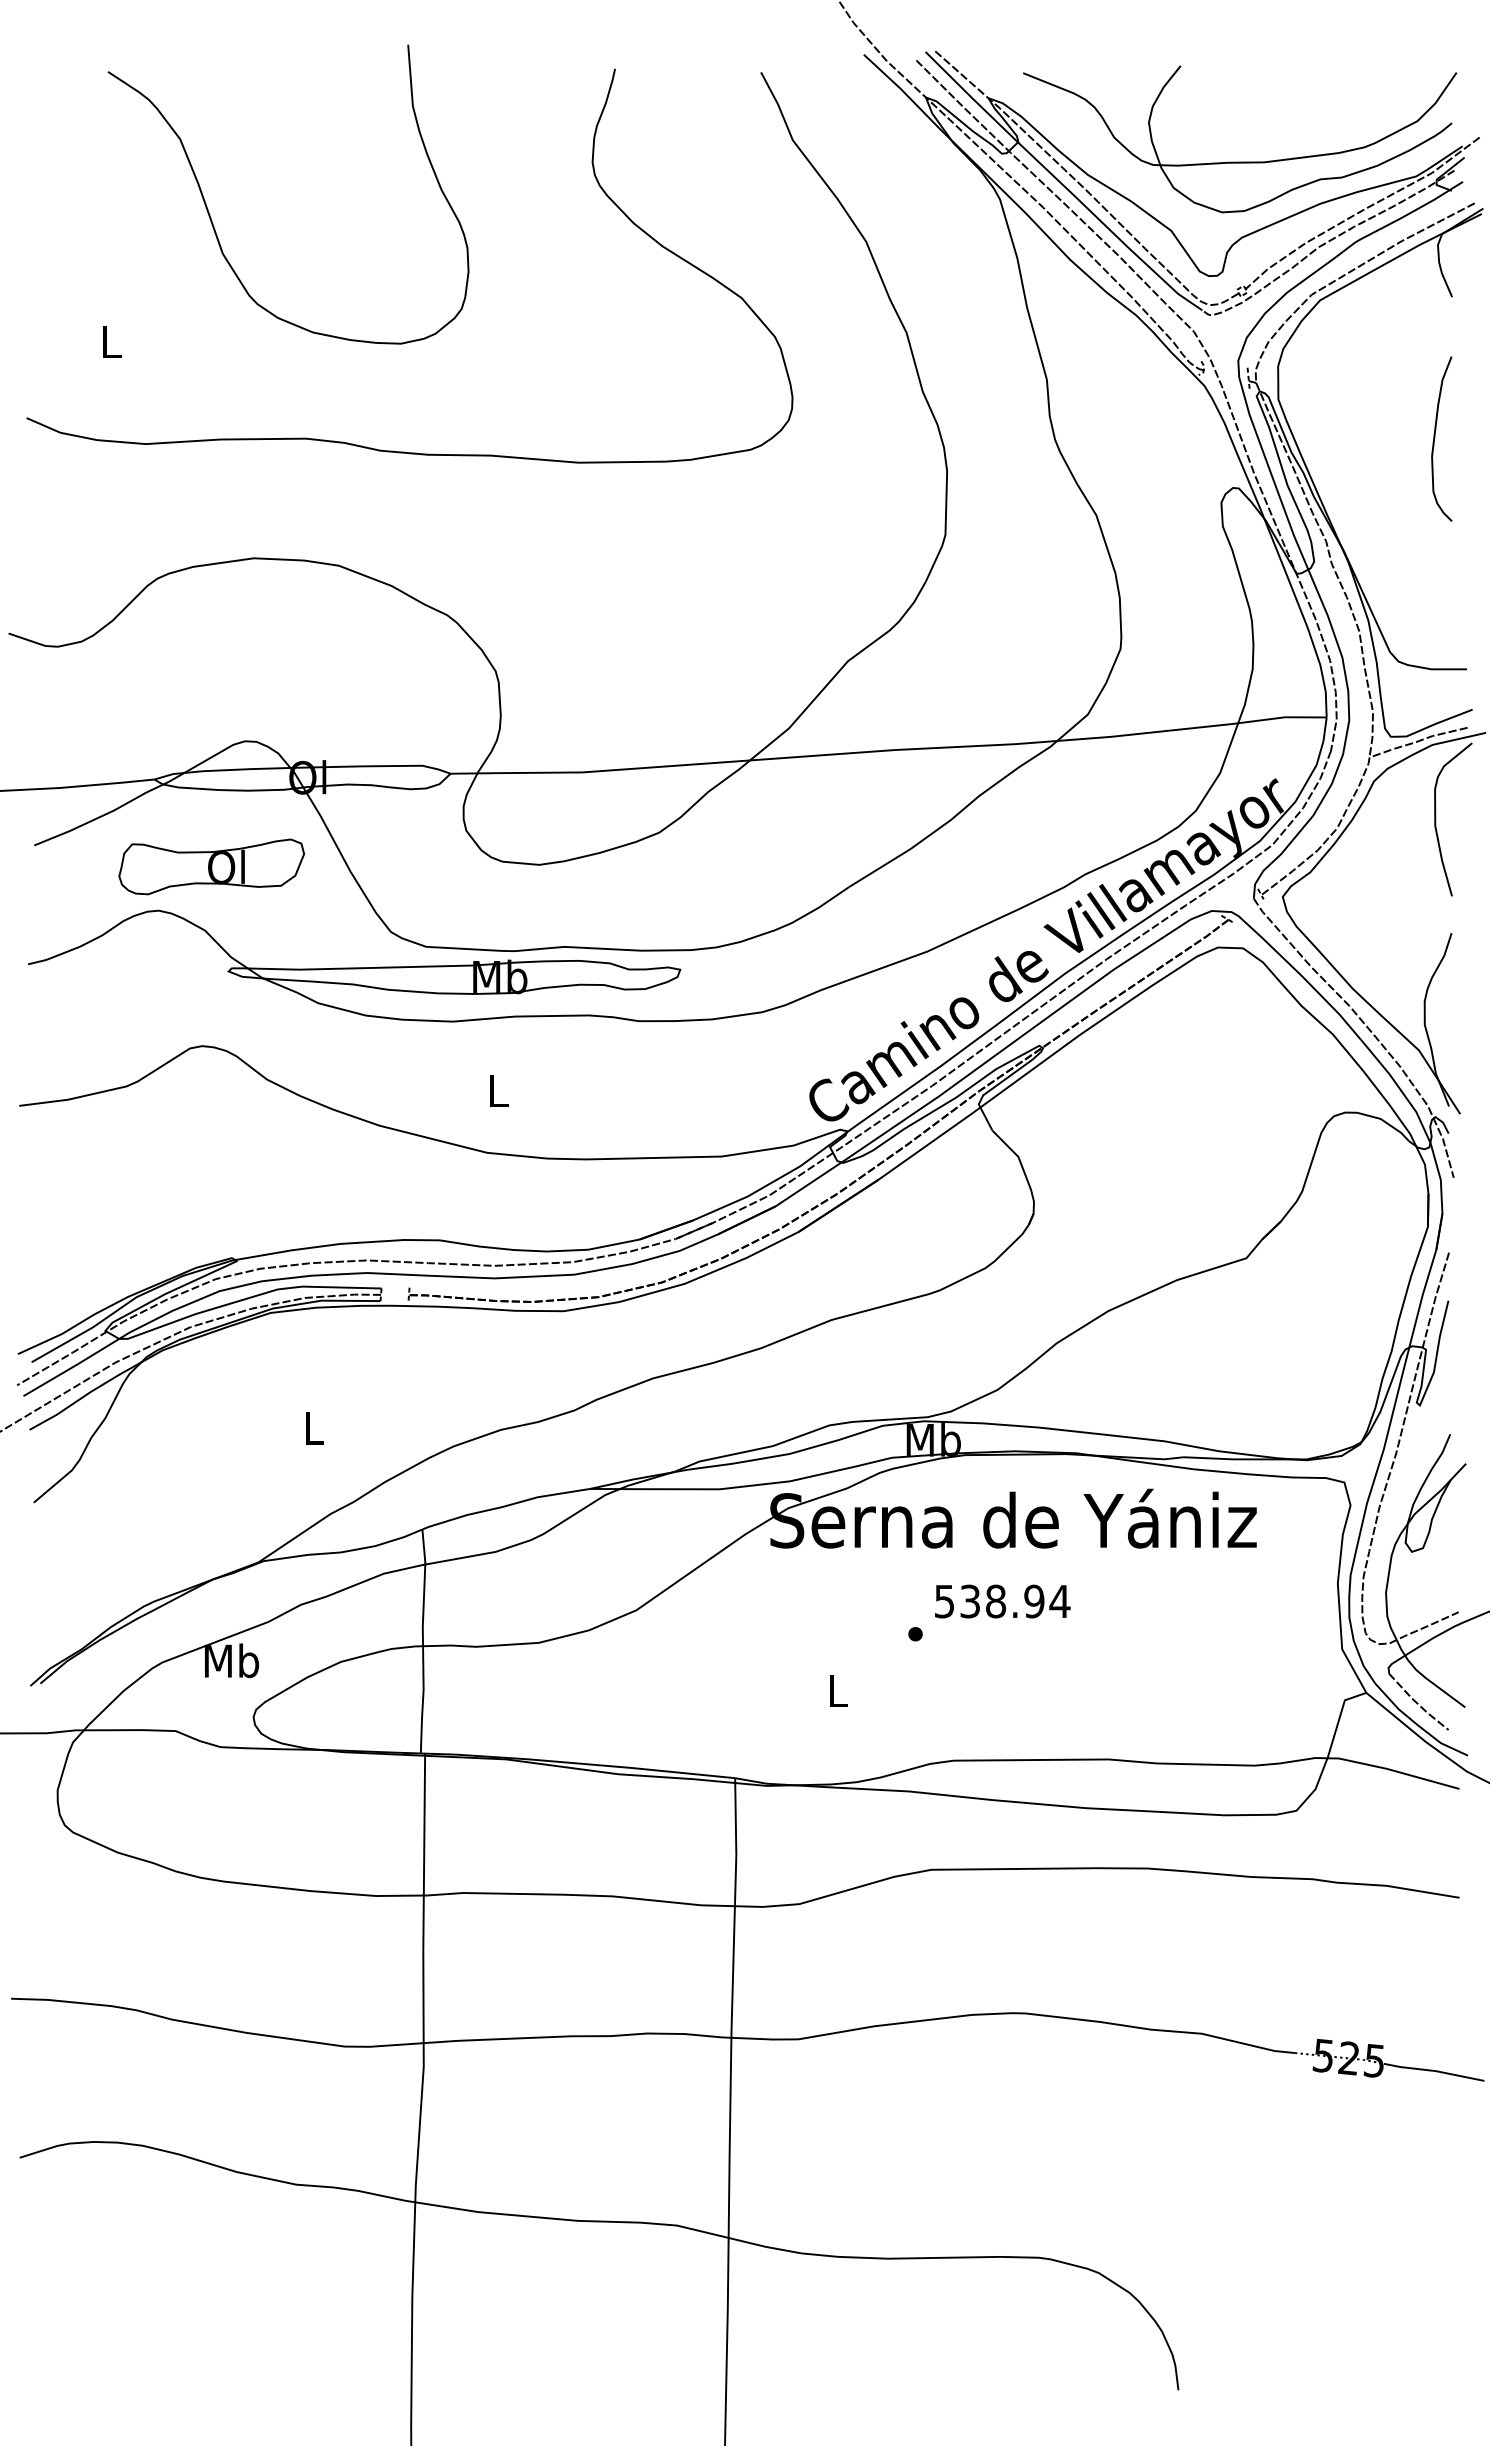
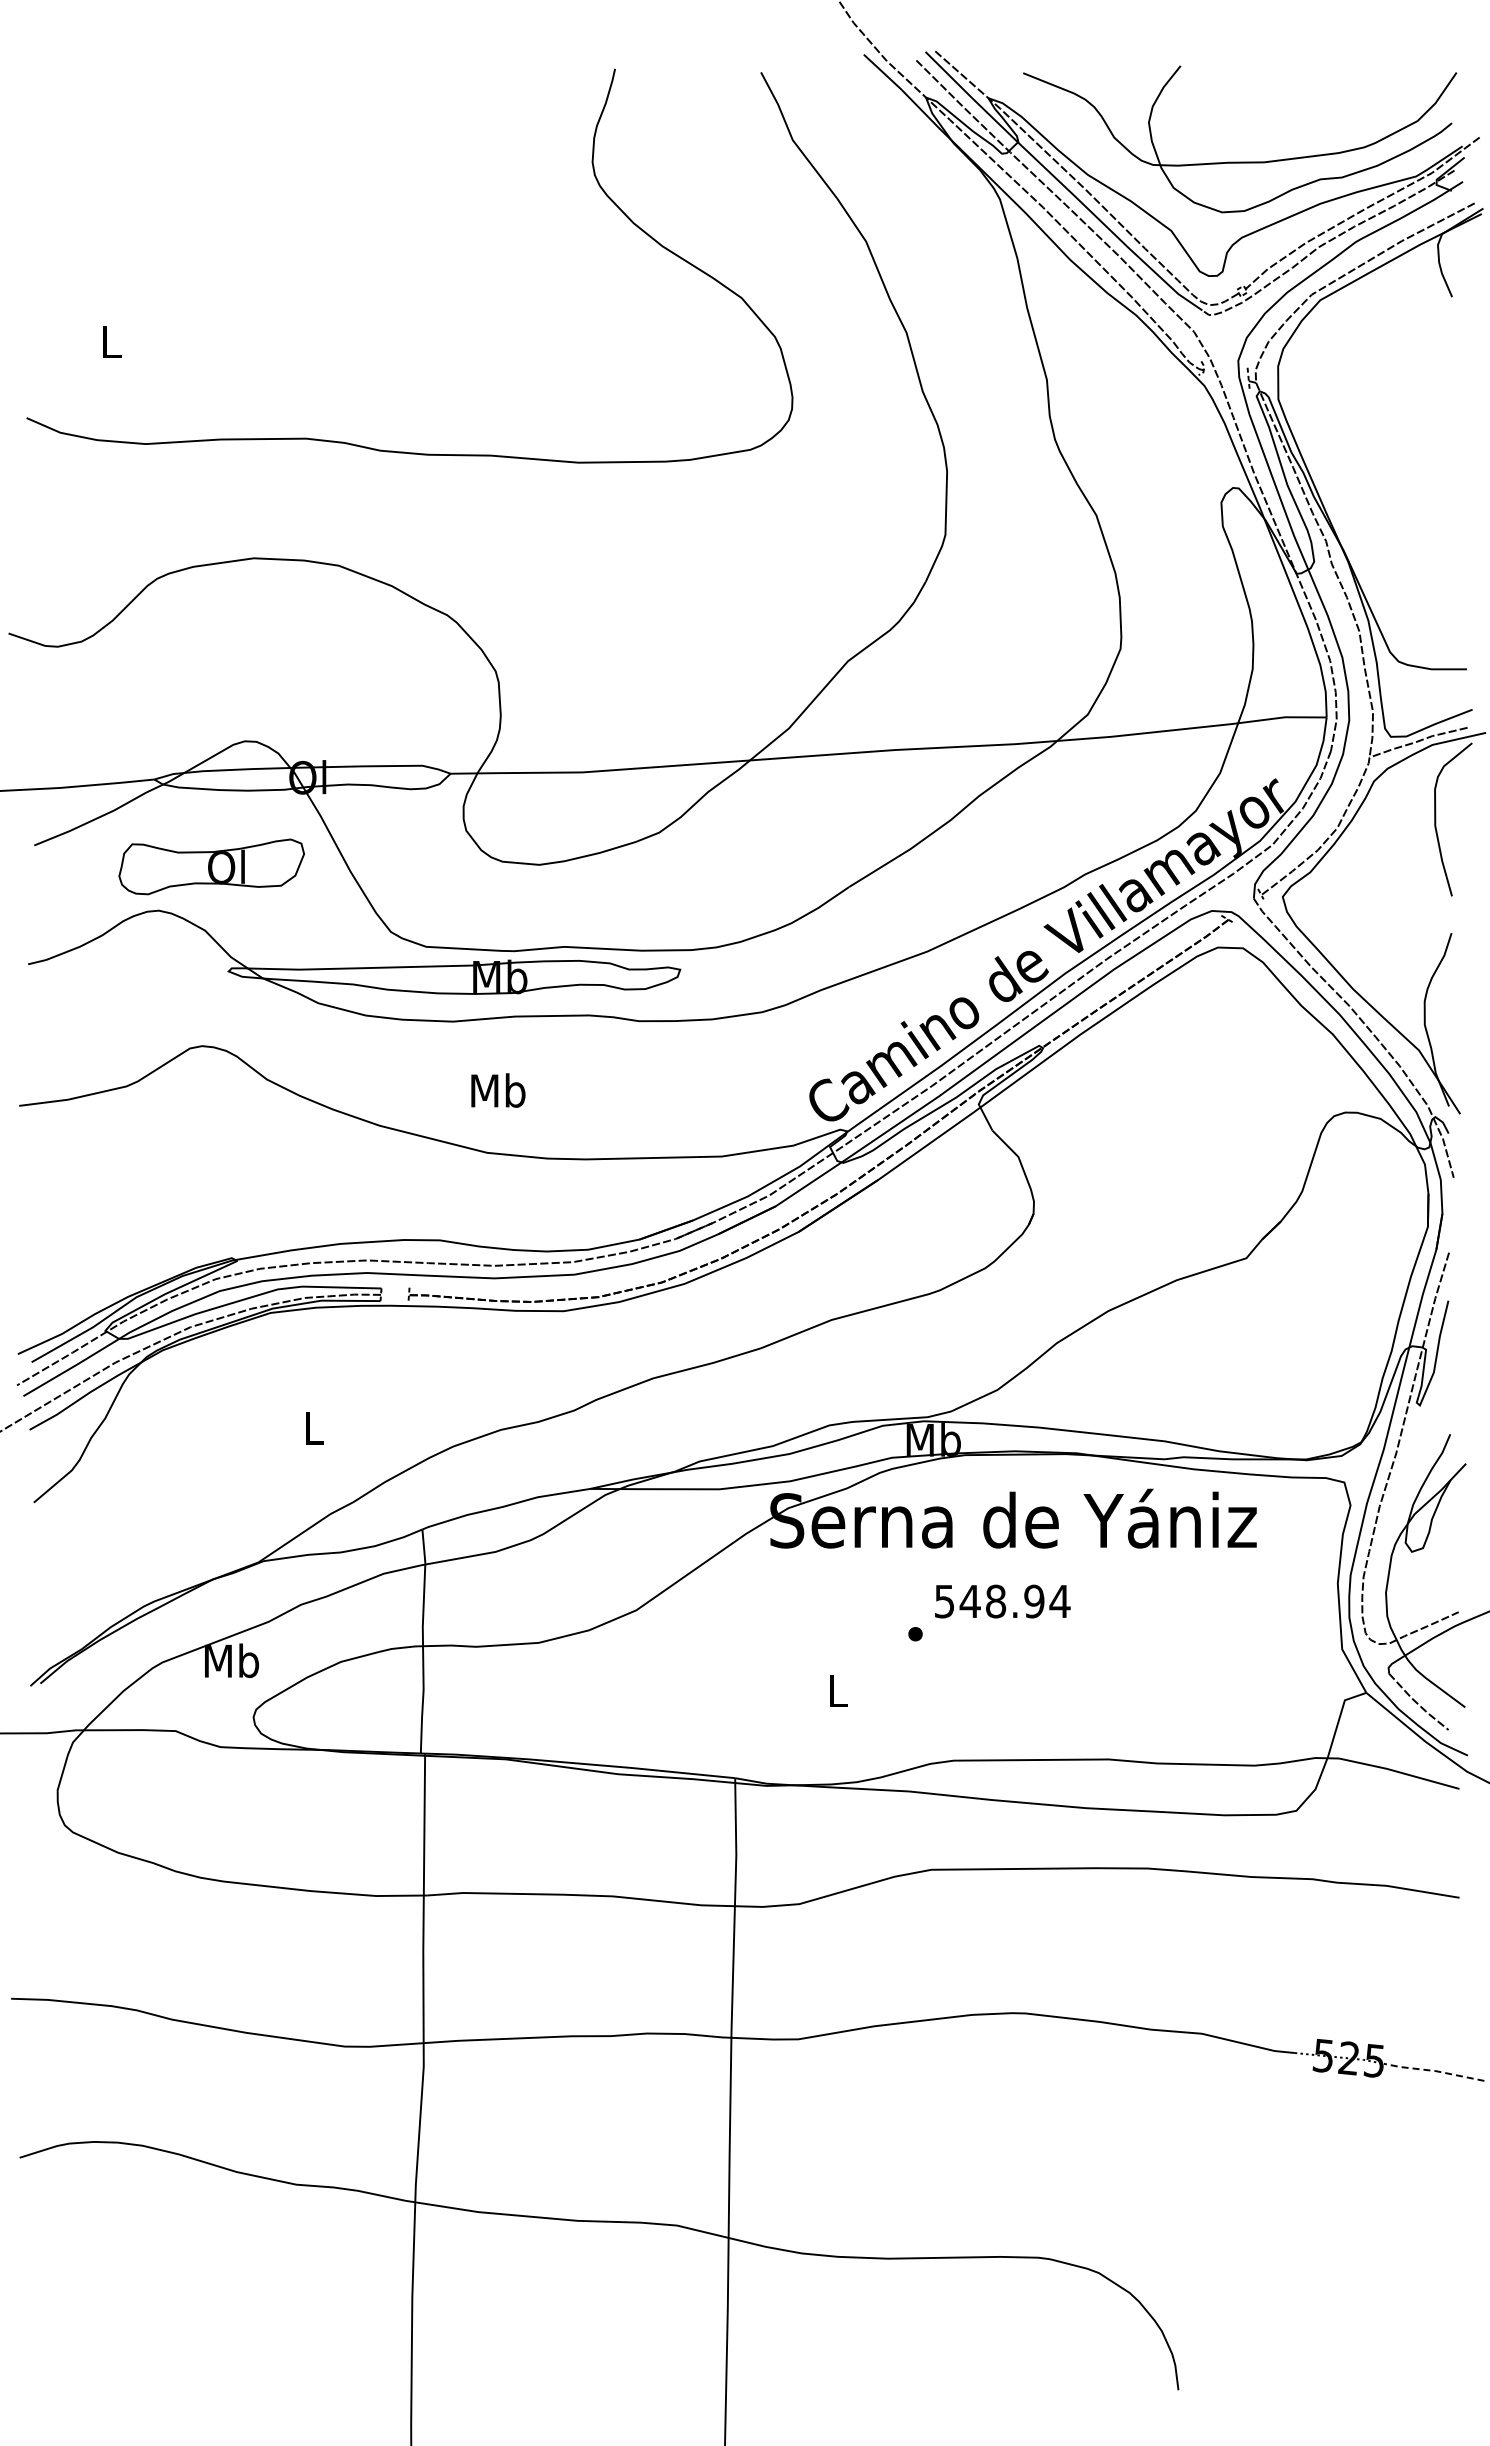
curve: present -> none (212, 220)
curve: present -> none (1435, 438)
text: L -> Mb (498, 1090)
text: 538.94 -> 548.94 (969, 1601)
line: solid -> dashed (1433, 2070)
